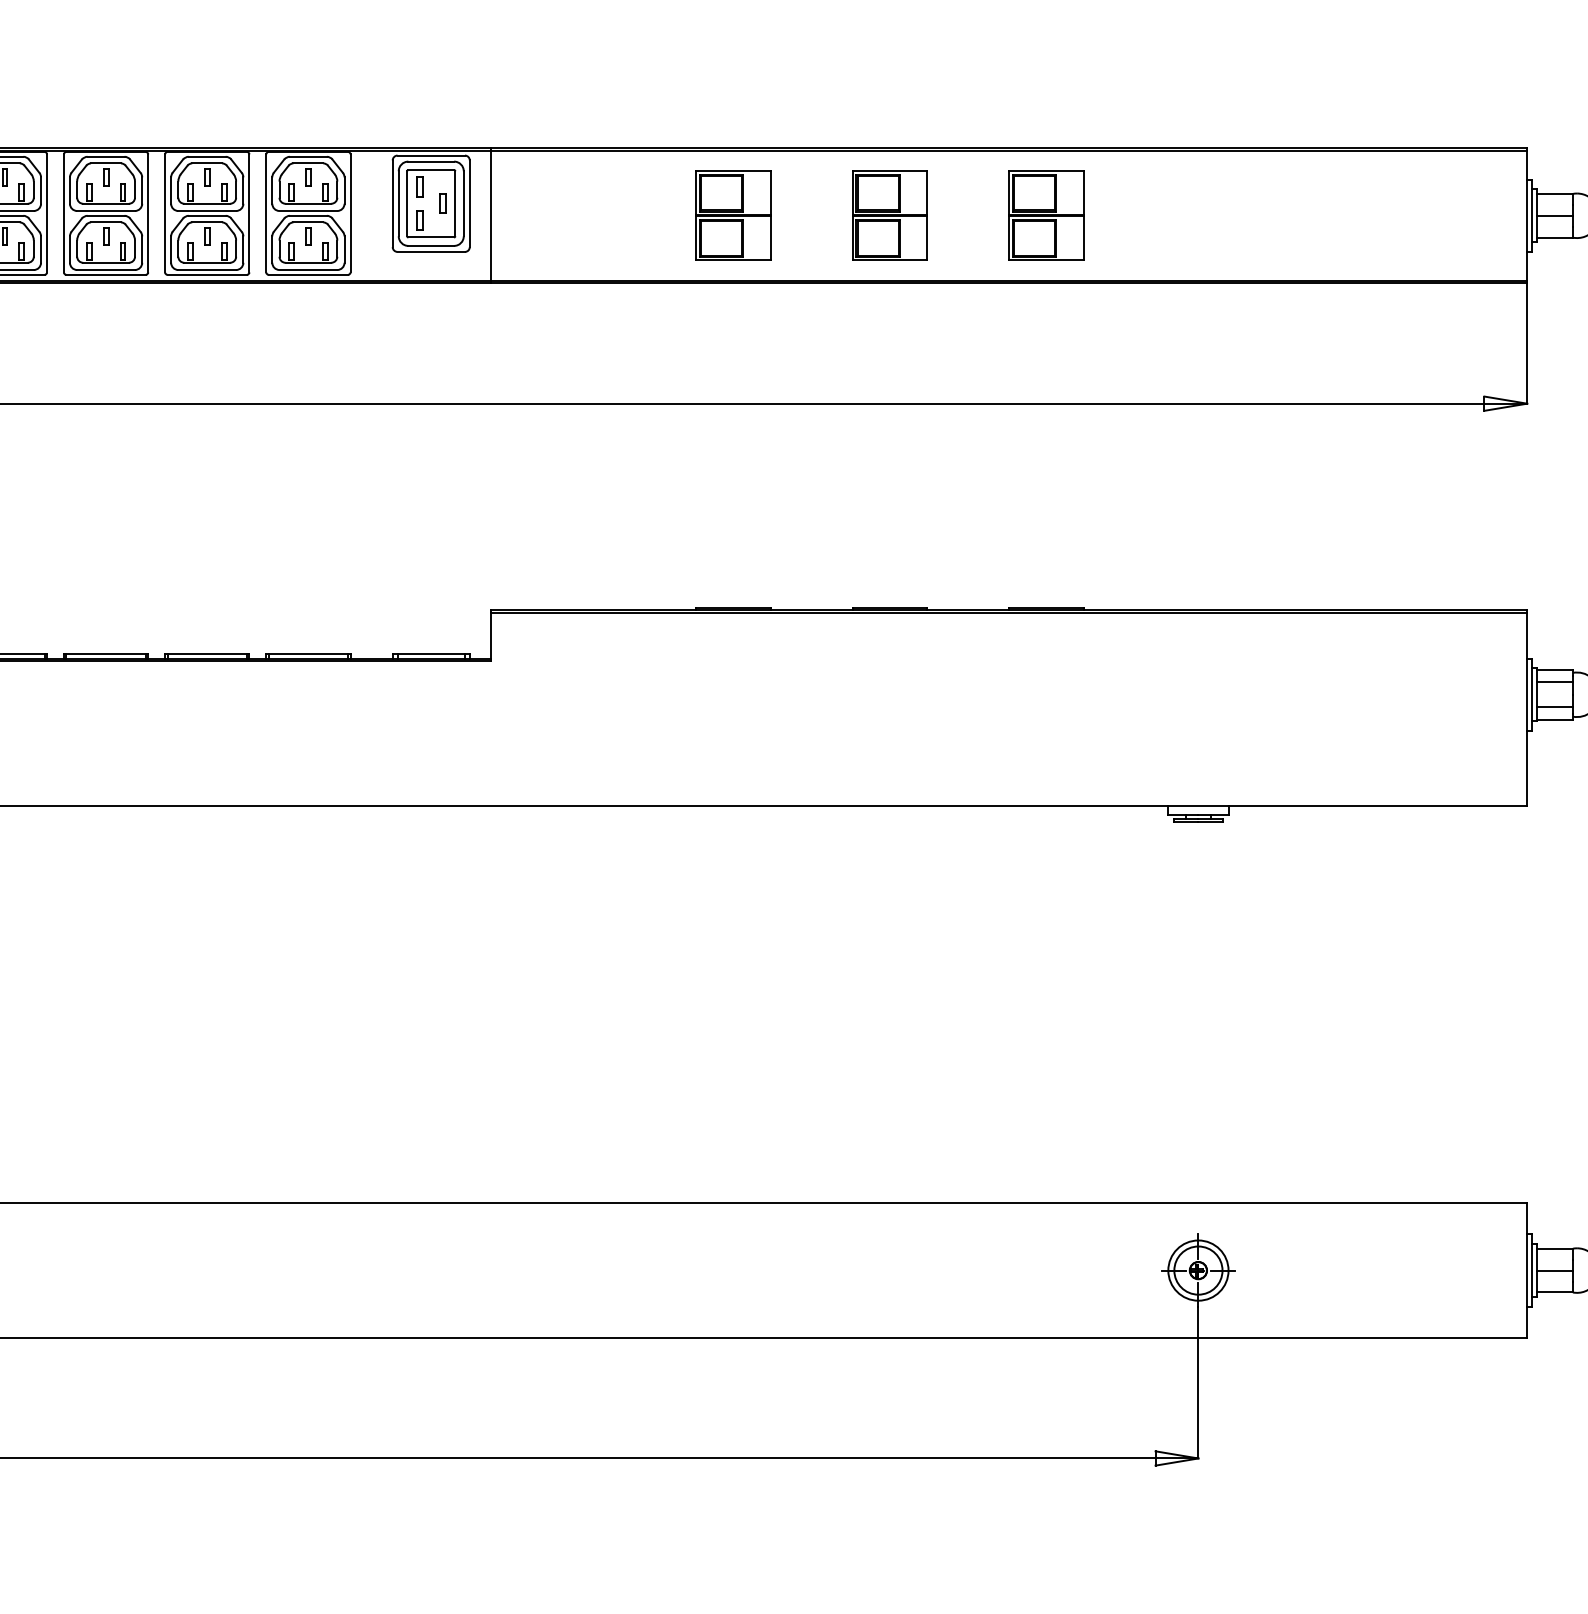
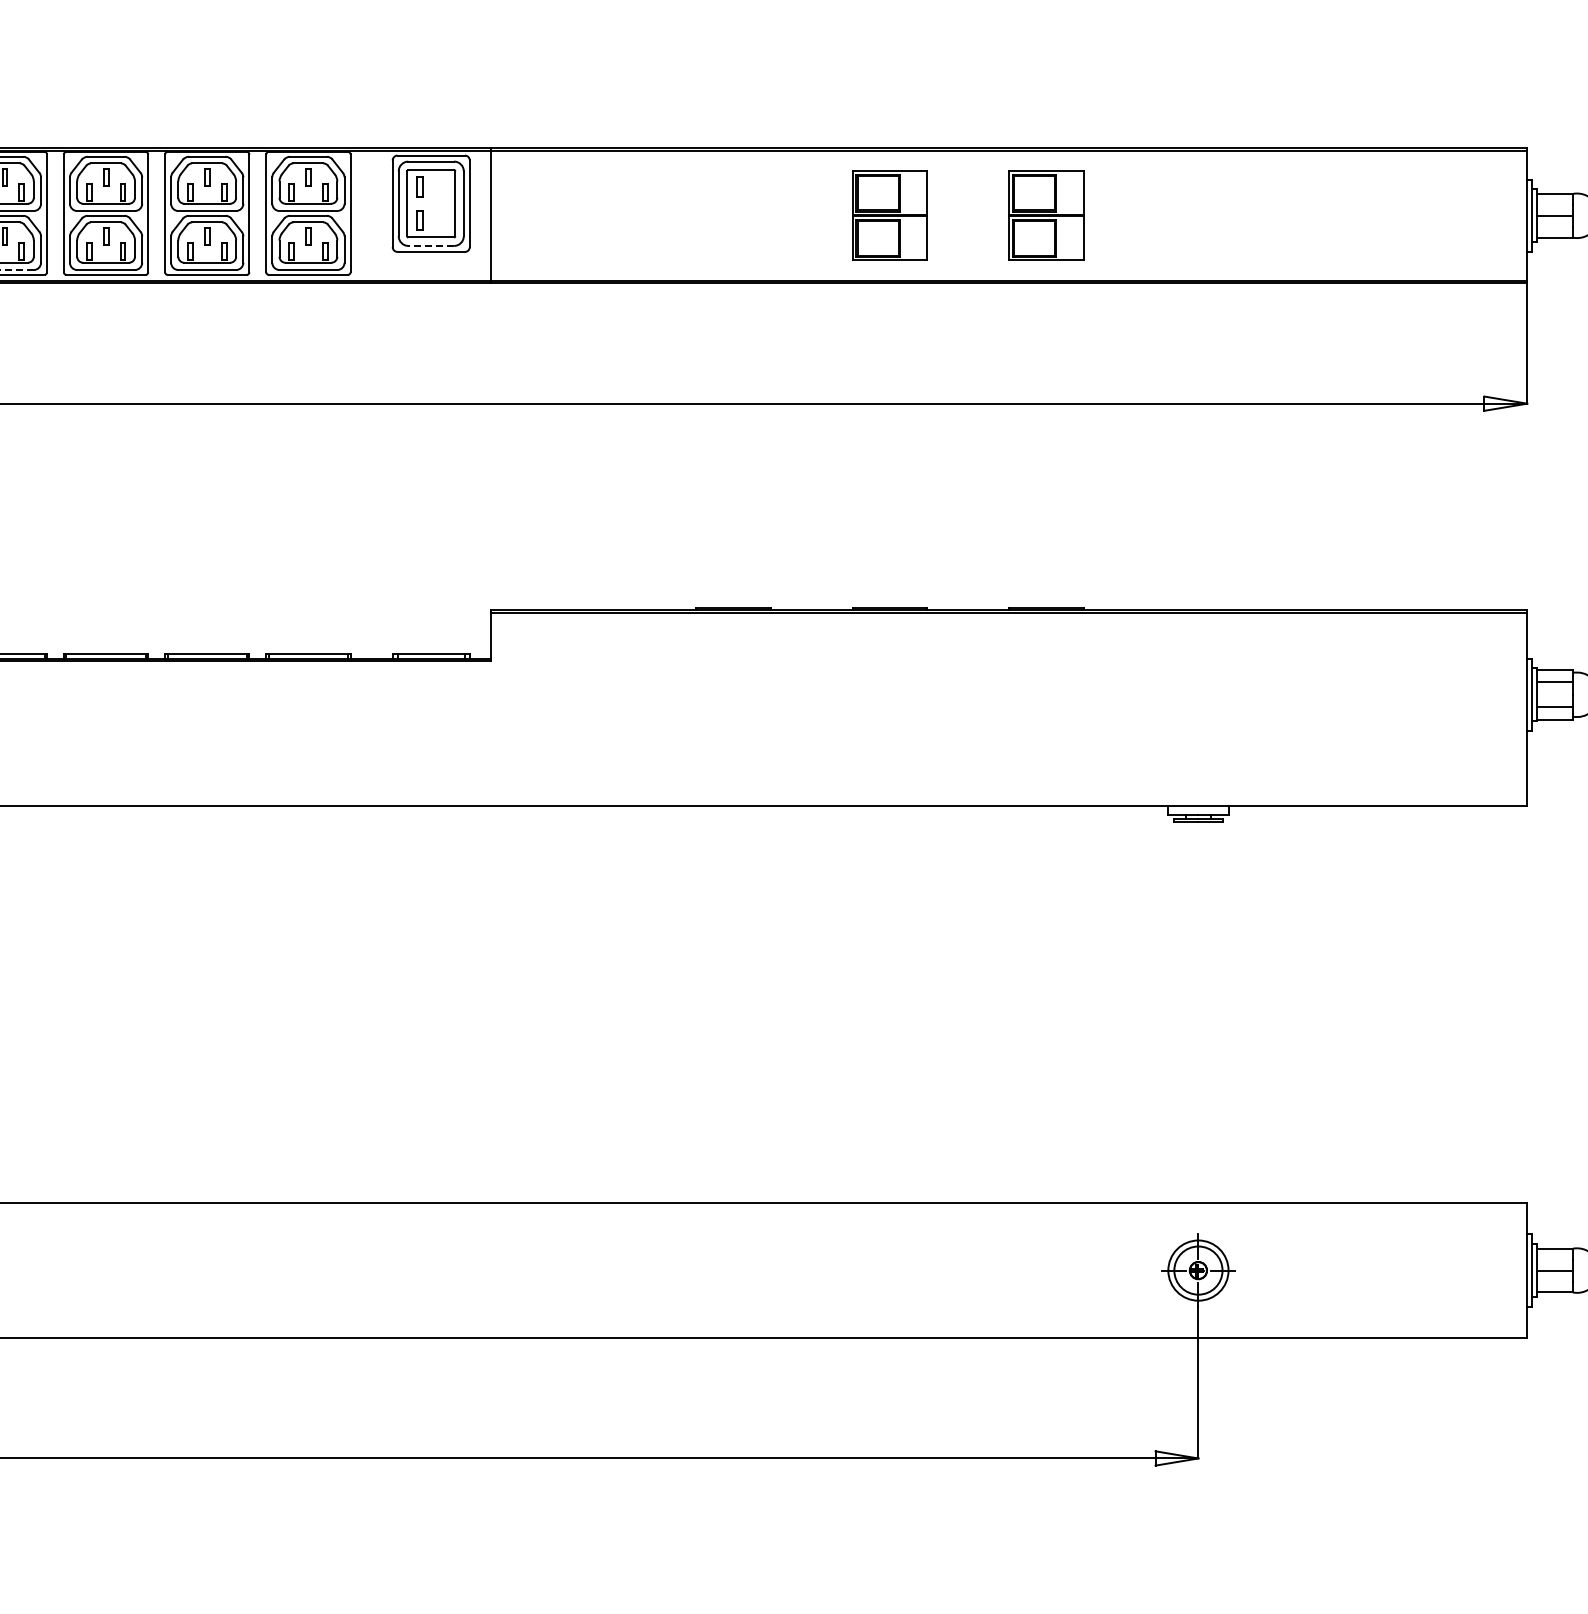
part: present -> none (442, 203)
part: present -> none (733, 215)
line: solid -> dashed (431, 245)
line: solid -> dashed (16, 270)
